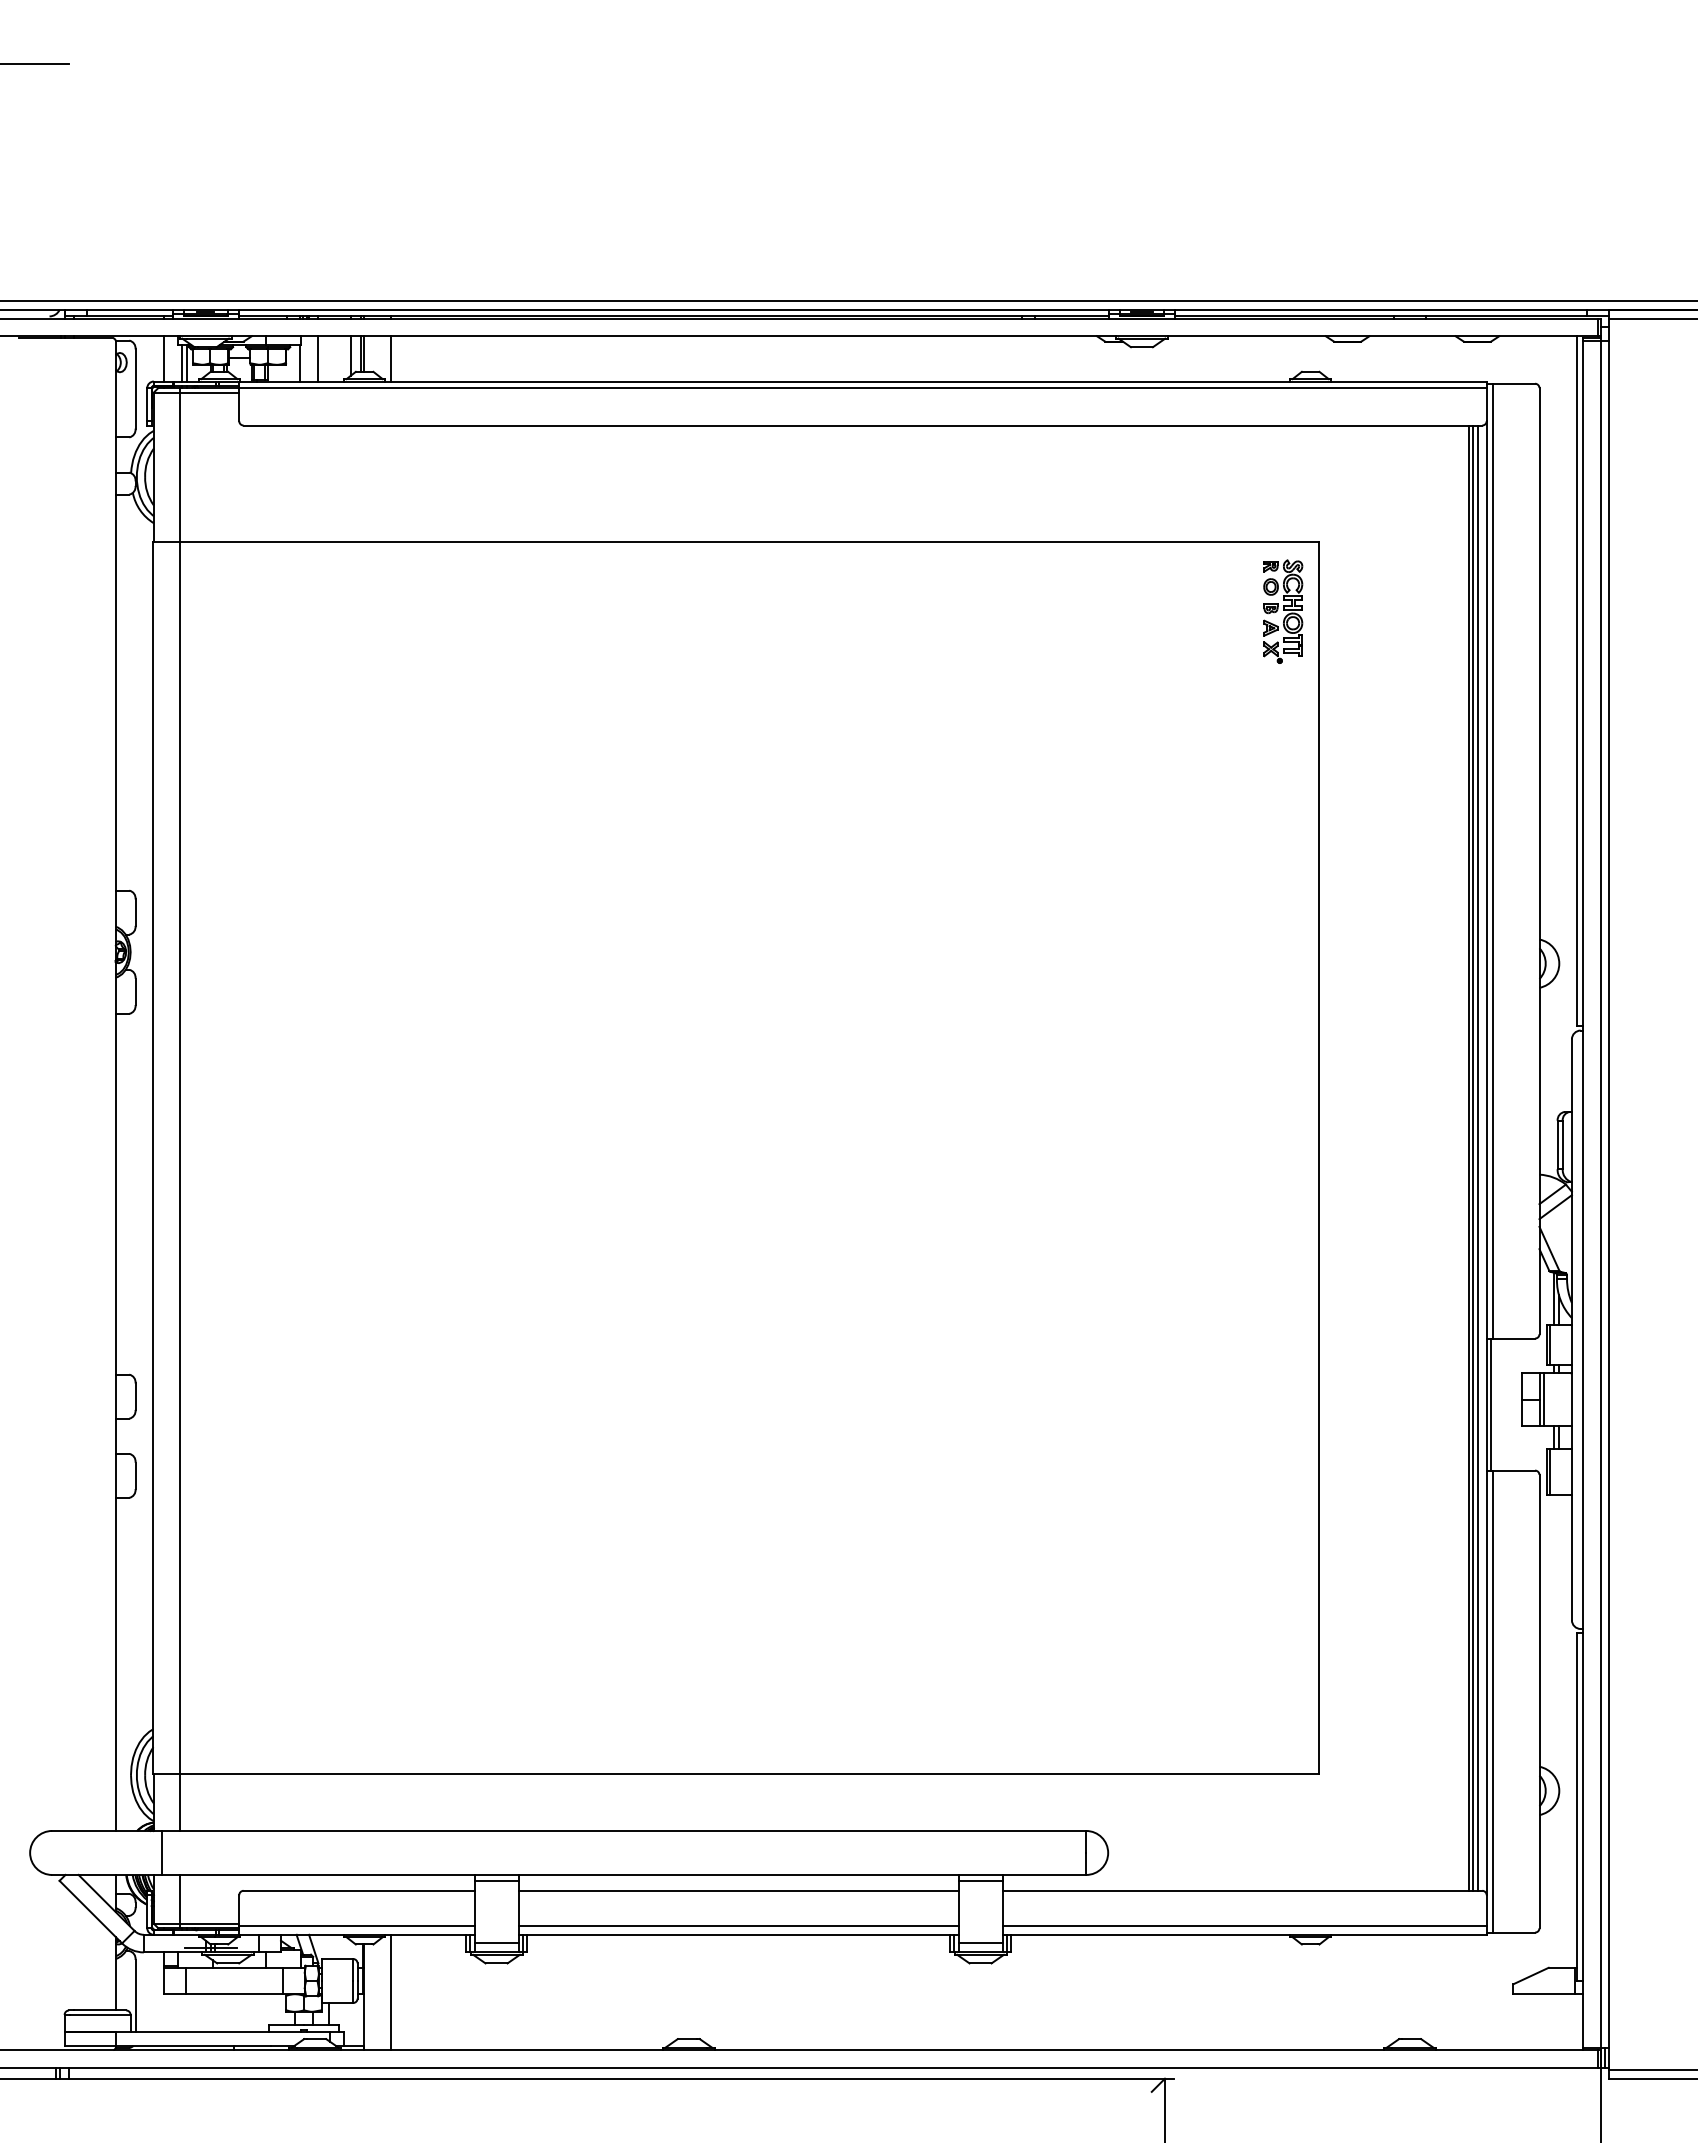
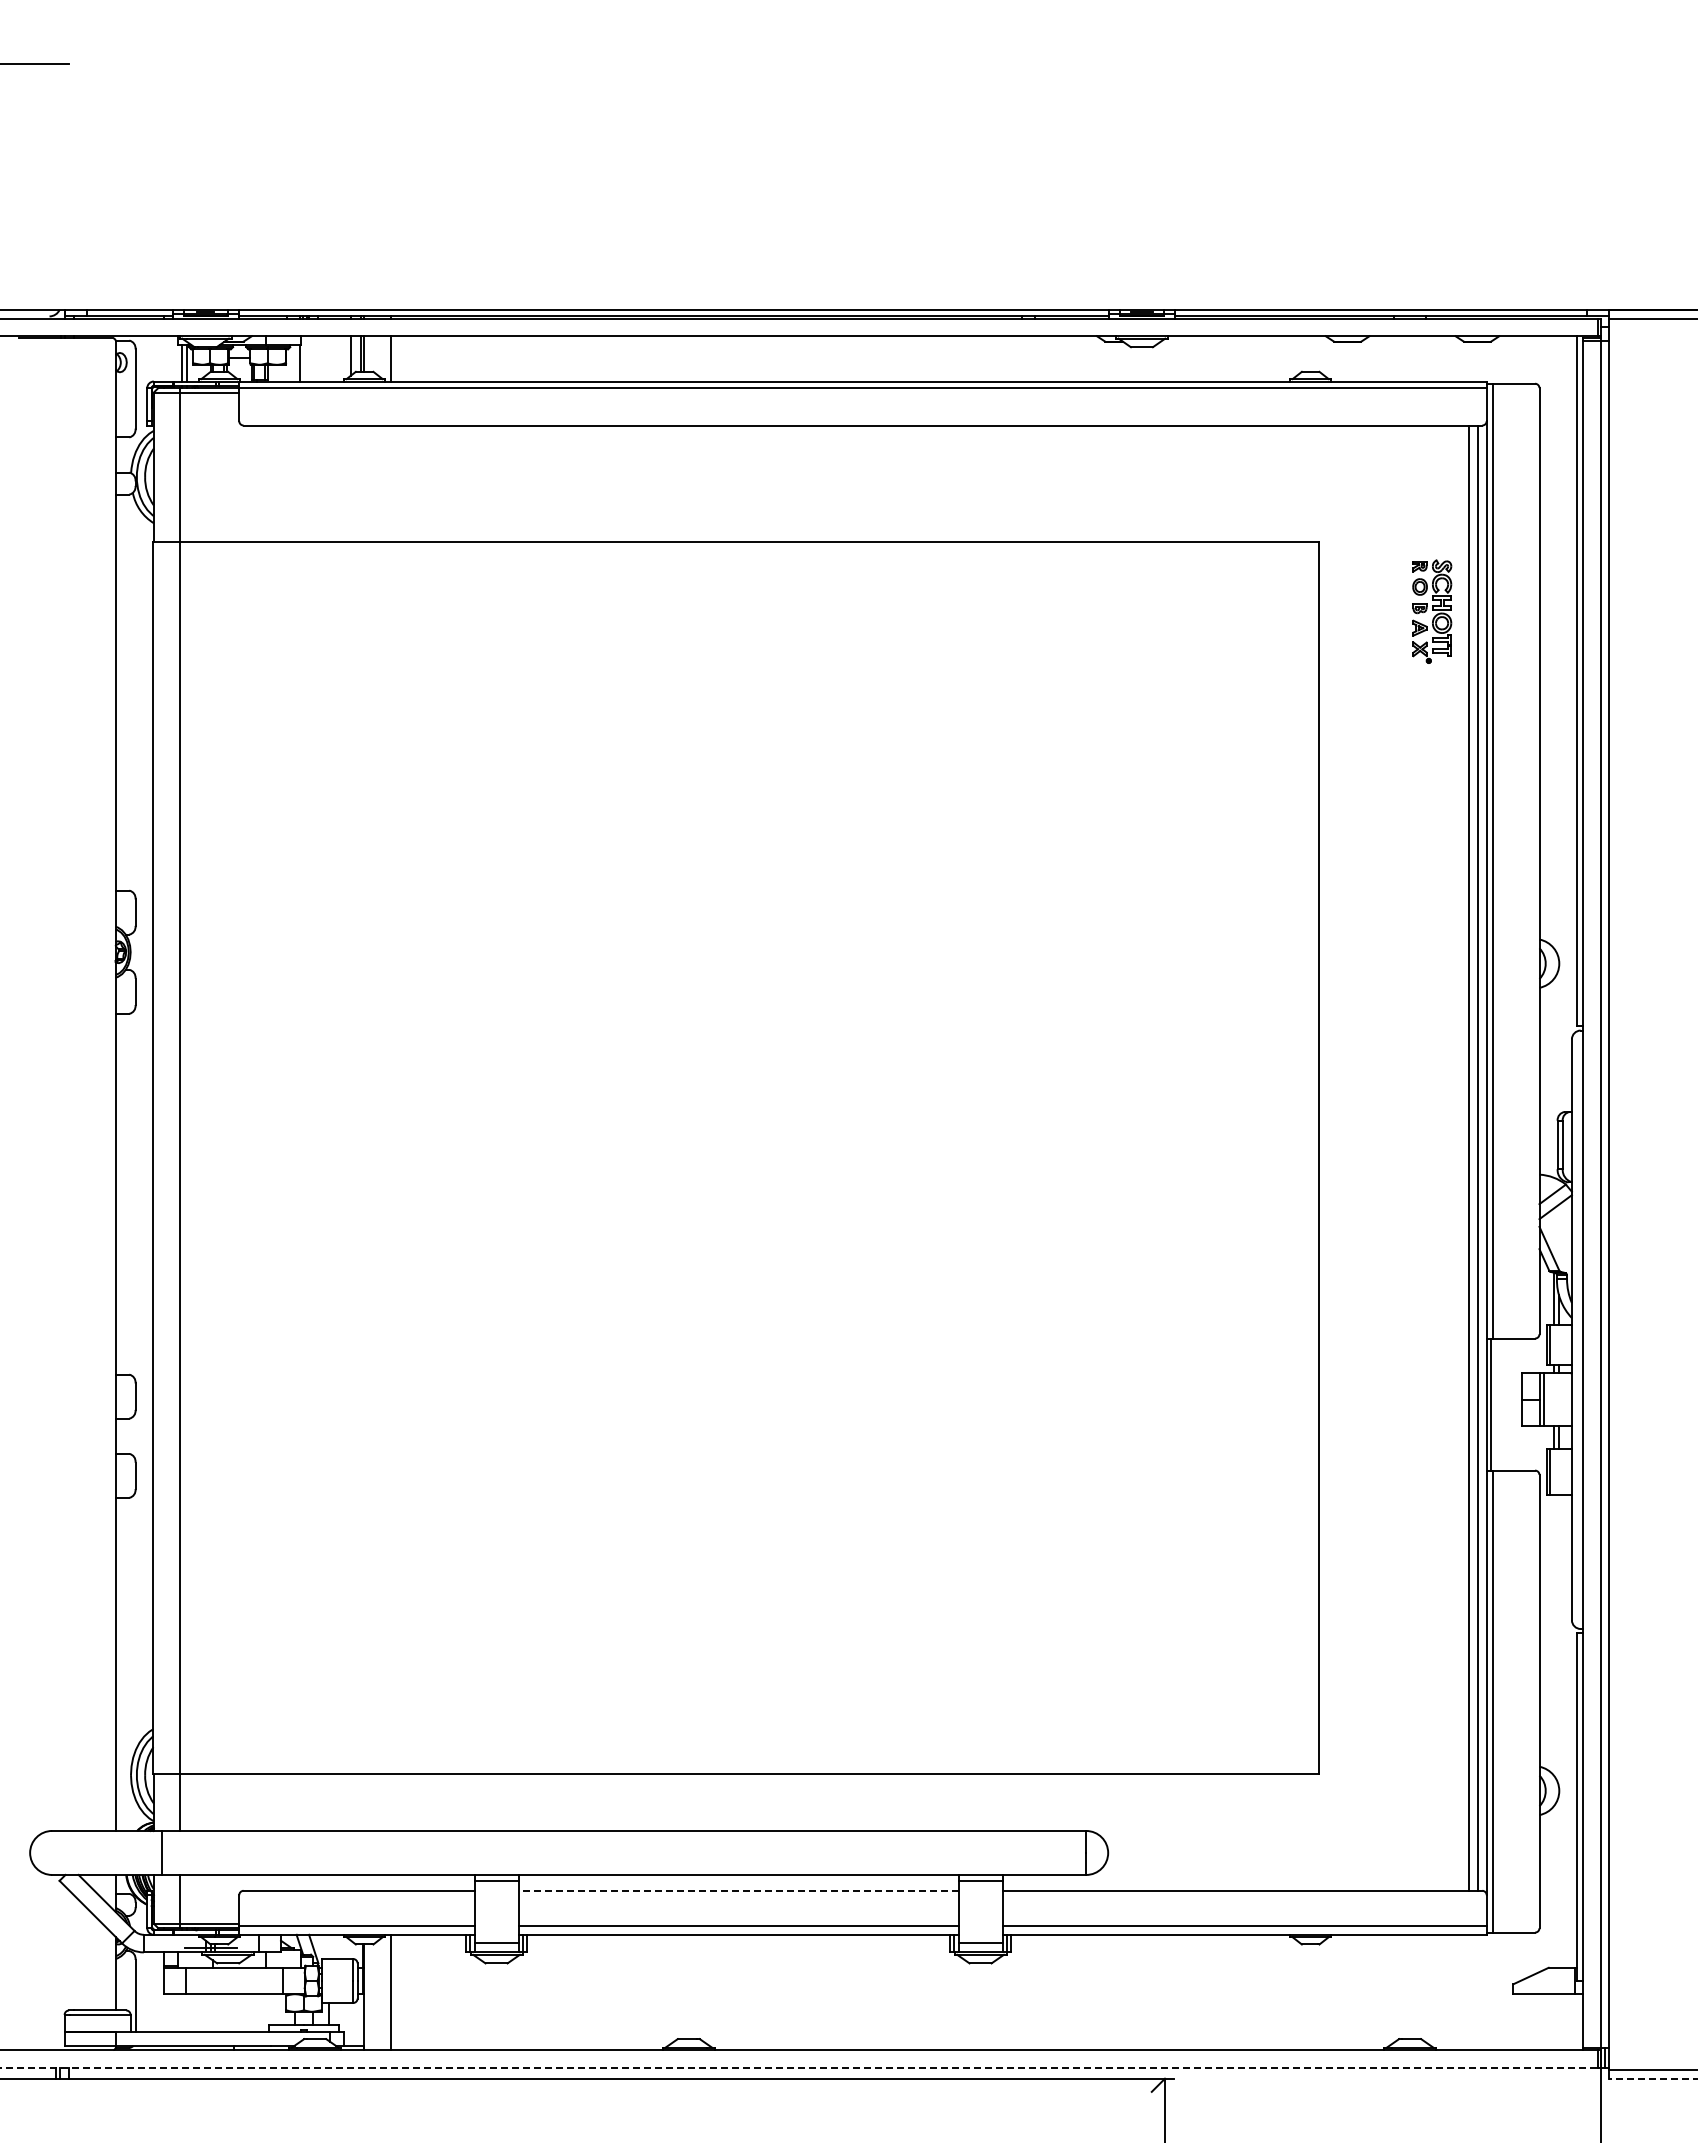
line: present -> none (848, 301)
line: present -> none (163, 358)
line: present -> none (317, 358)
part position: (1283, 611) -> (1432, 611) (1432, 611)
line: present -> none (1473, 1157)
line: solid -> dashed (738, 1890)
line: solid -> dashed (799, 2067)
line: solid -> dashed (1653, 2078)
